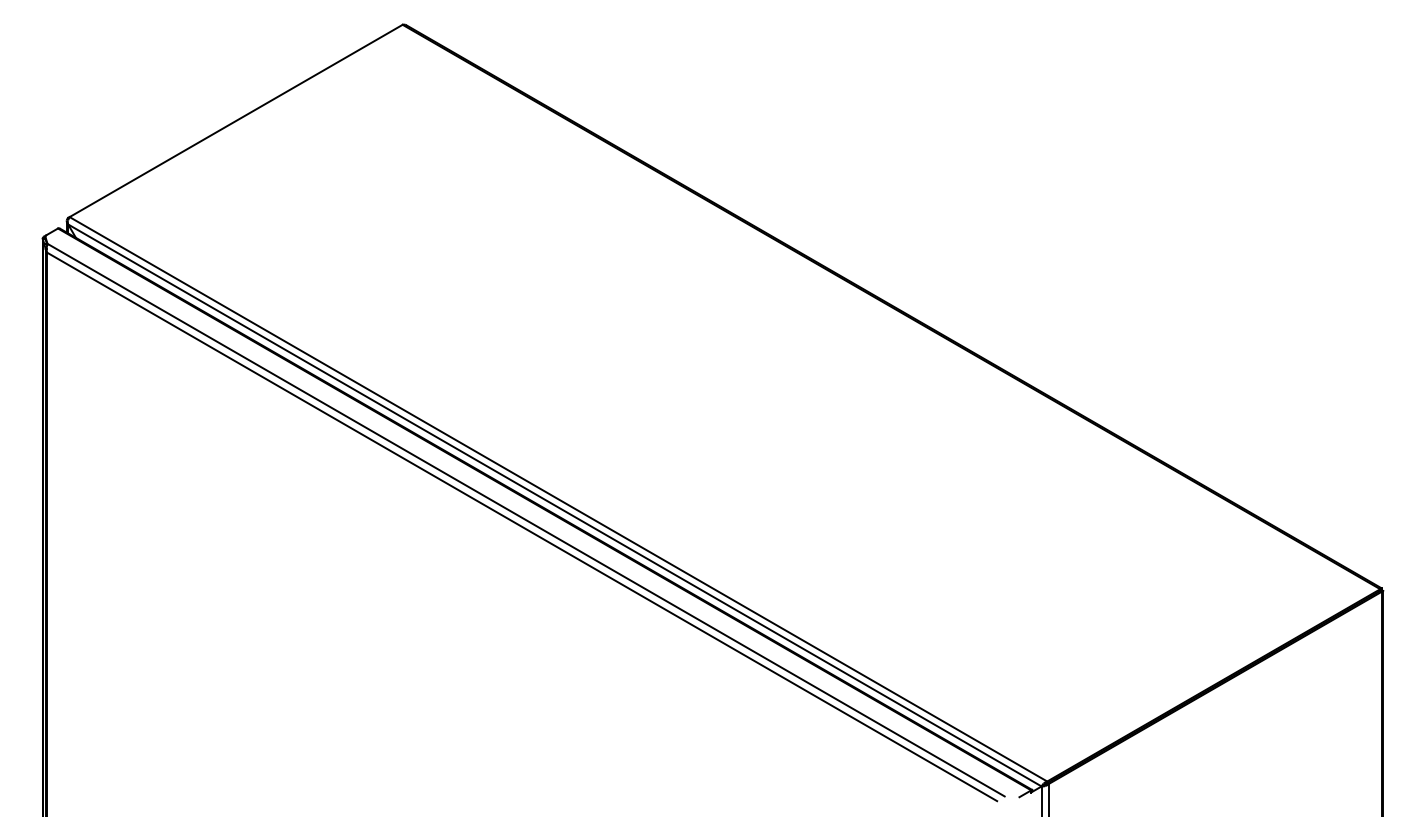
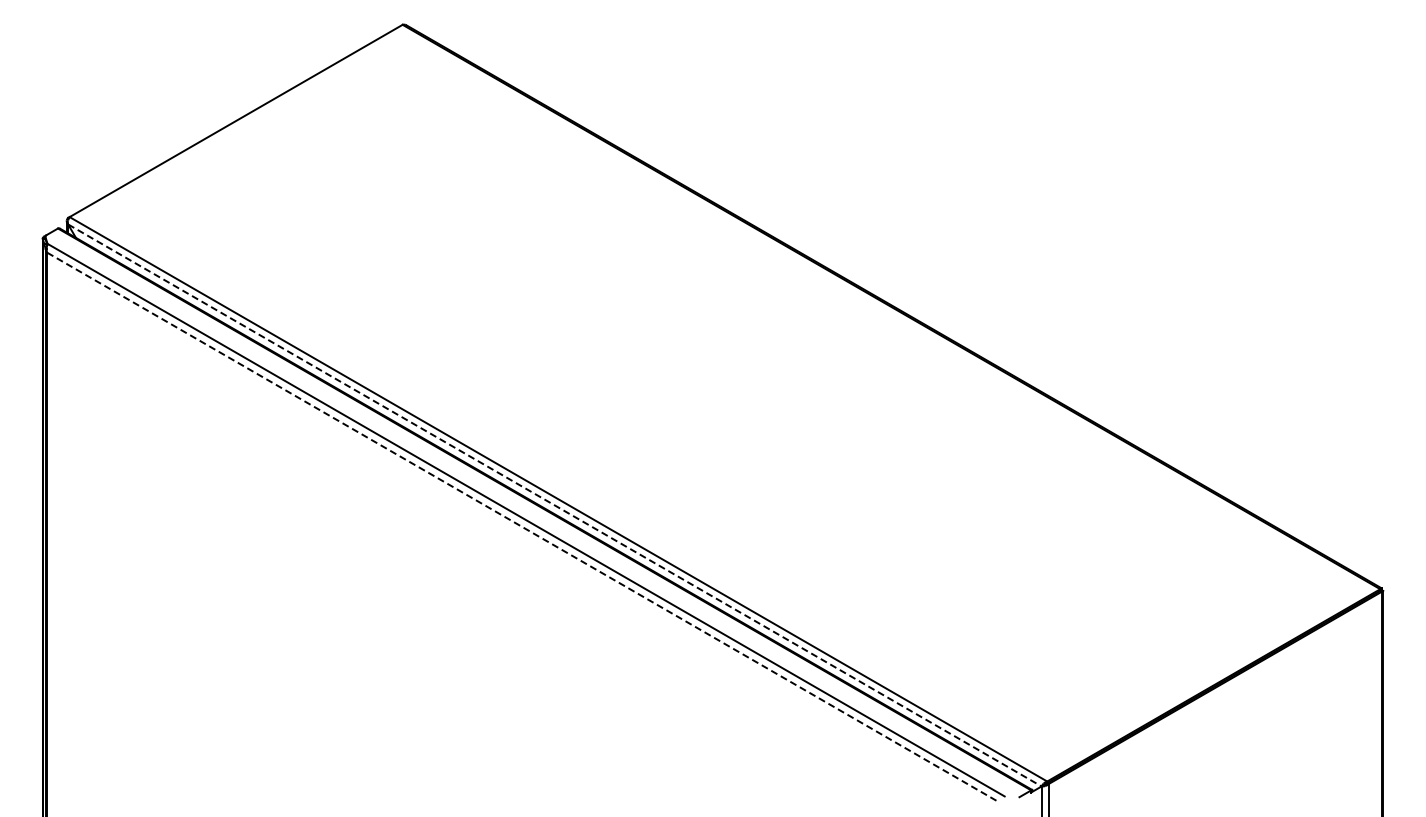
line: solid -> dashed (555, 505)
line: solid -> dashed (522, 527)
